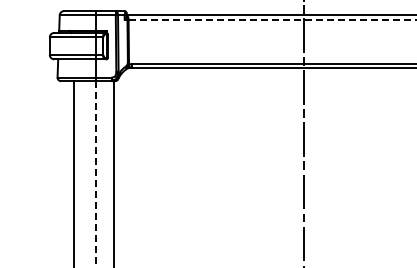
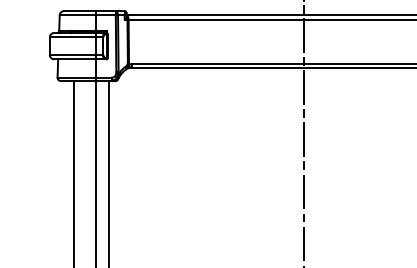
line: dashed -> solid (273, 19)
line position: (113, 172) -> (108, 172) (108, 172)
line: dashed -> solid (95, 174)
